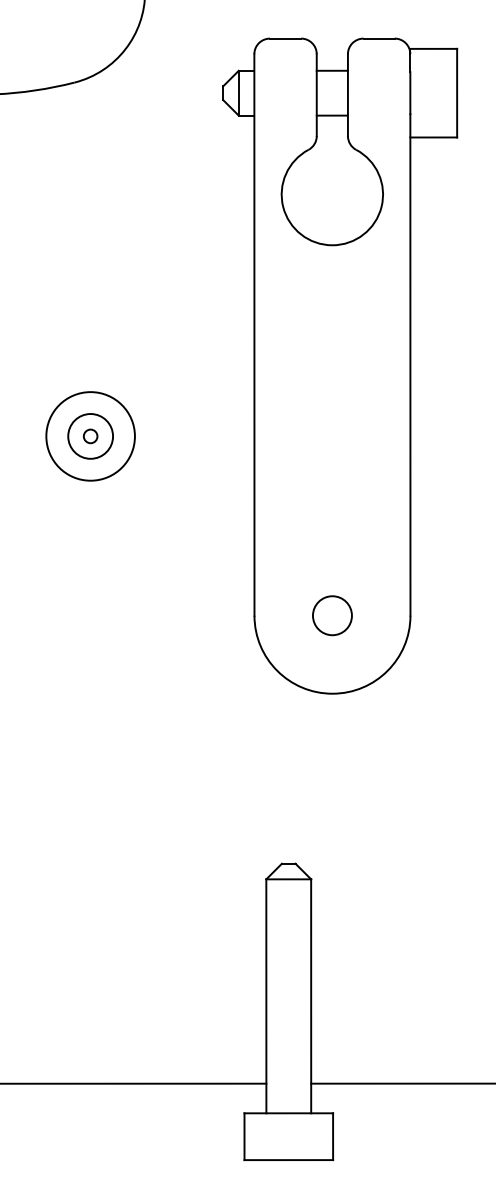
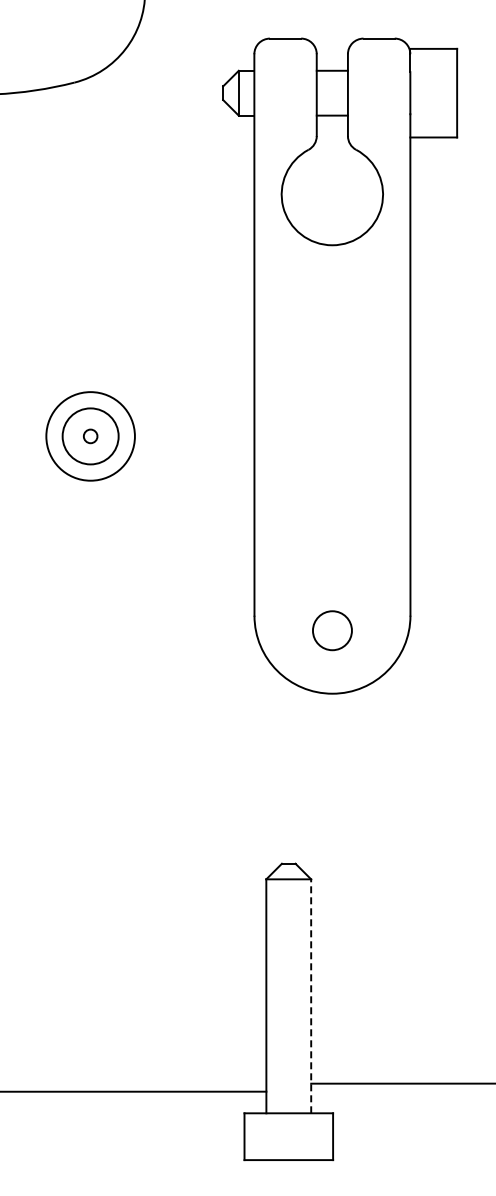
circle diameter: 45 px -> 56 px (90, 436)
circle position: (332, 615) -> (332, 630) (332, 630)
line: solid -> dashed (311, 996)
line position: (134, 1083) -> (134, 1091) (134, 1091)
